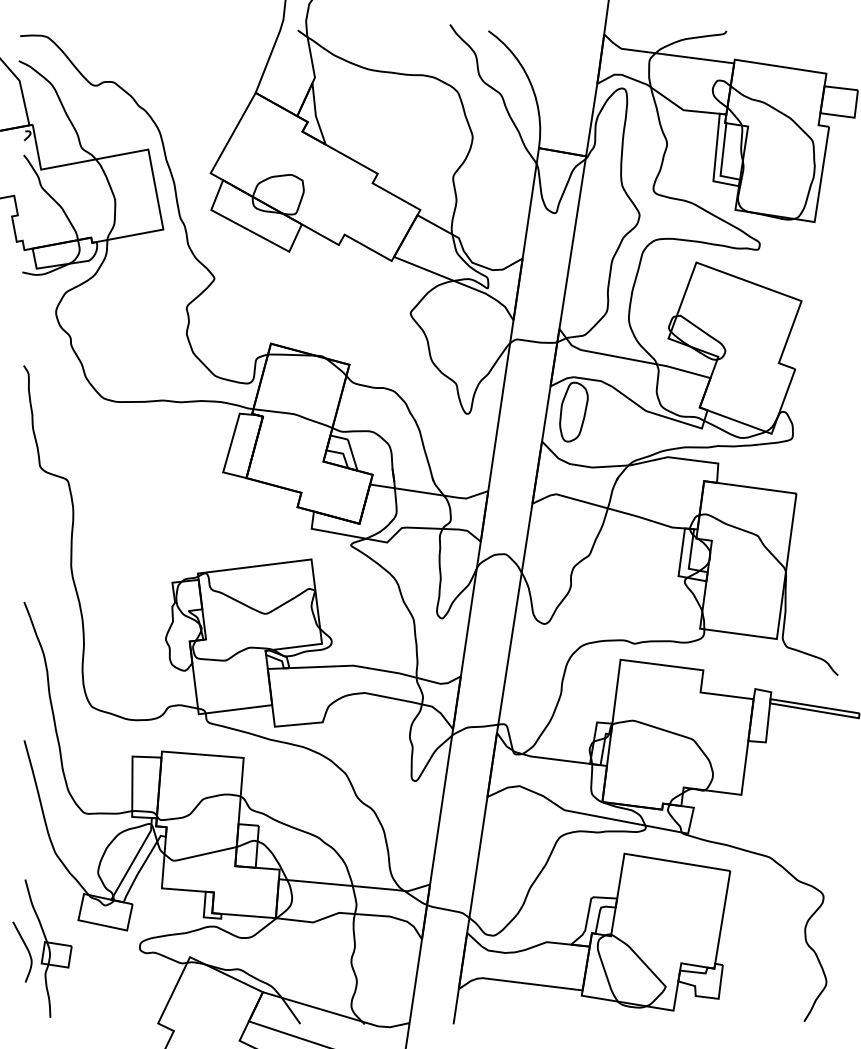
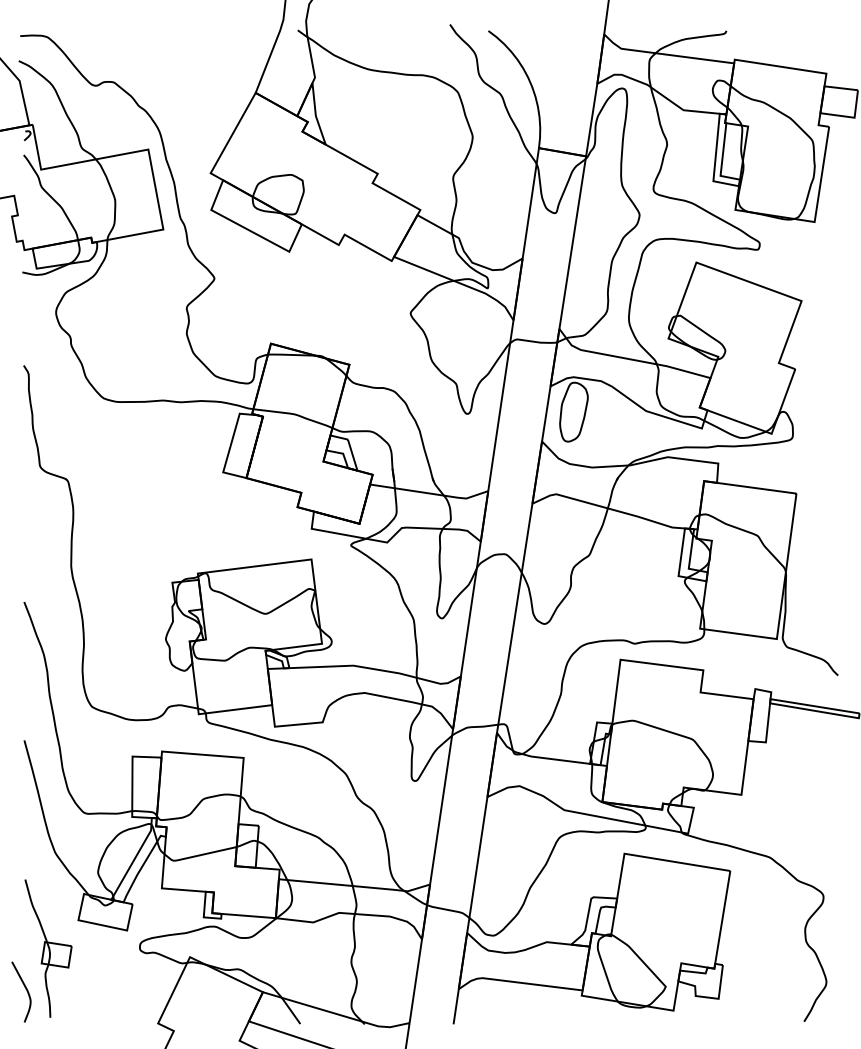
curve position: (26, 949) -> (25, 989) (25, 989)
